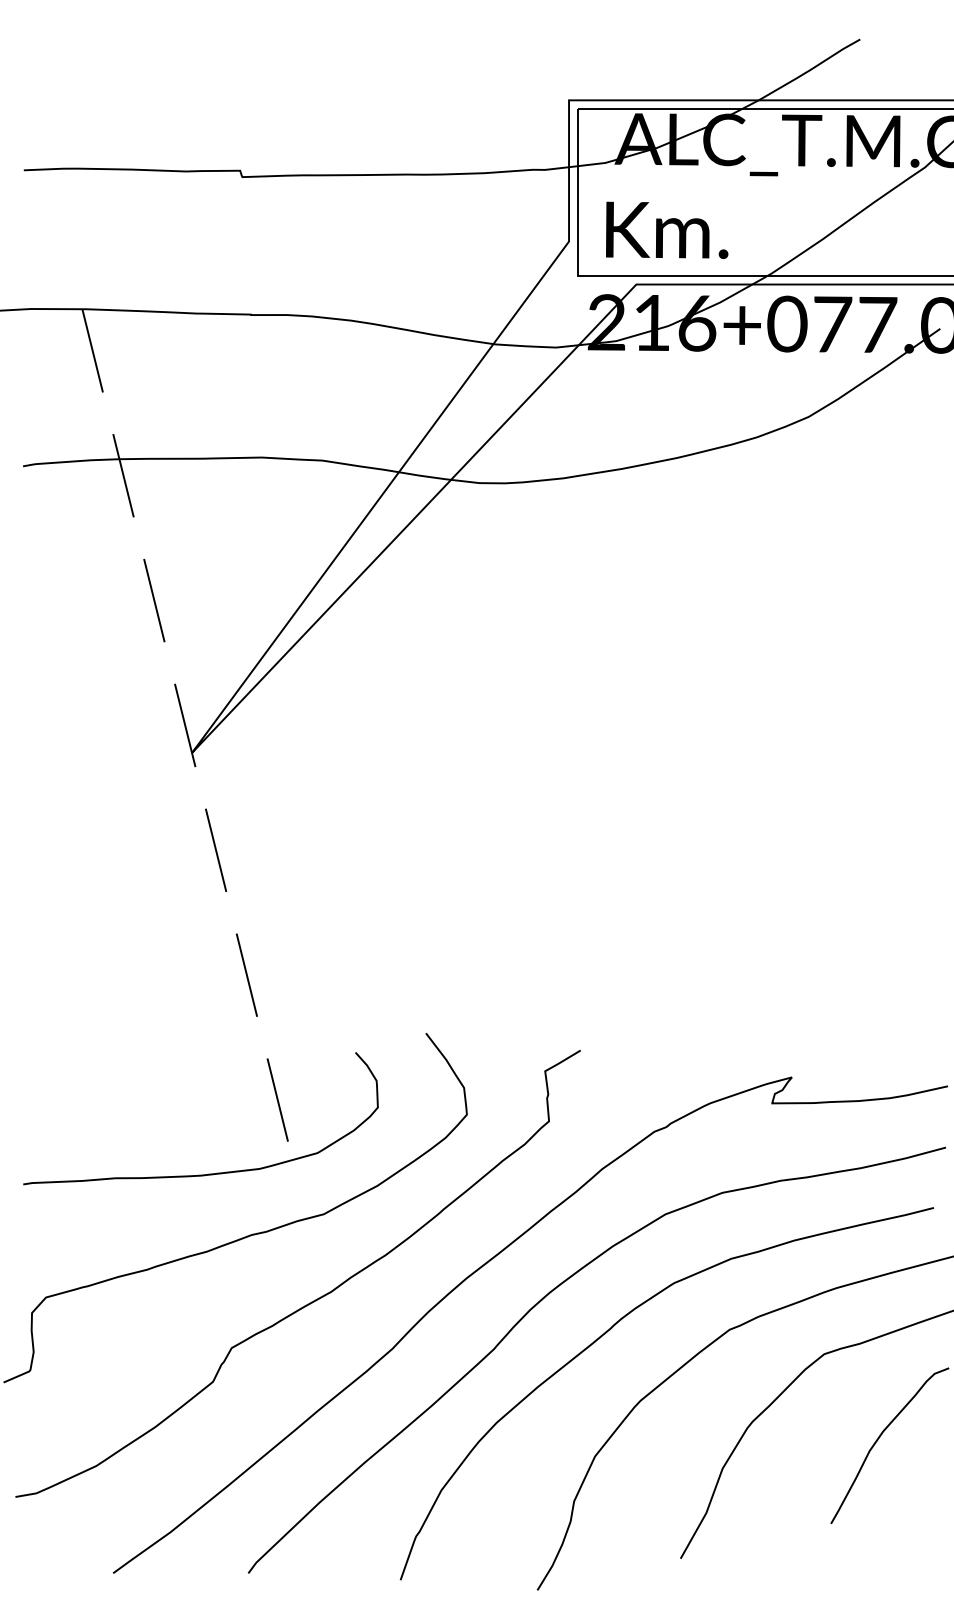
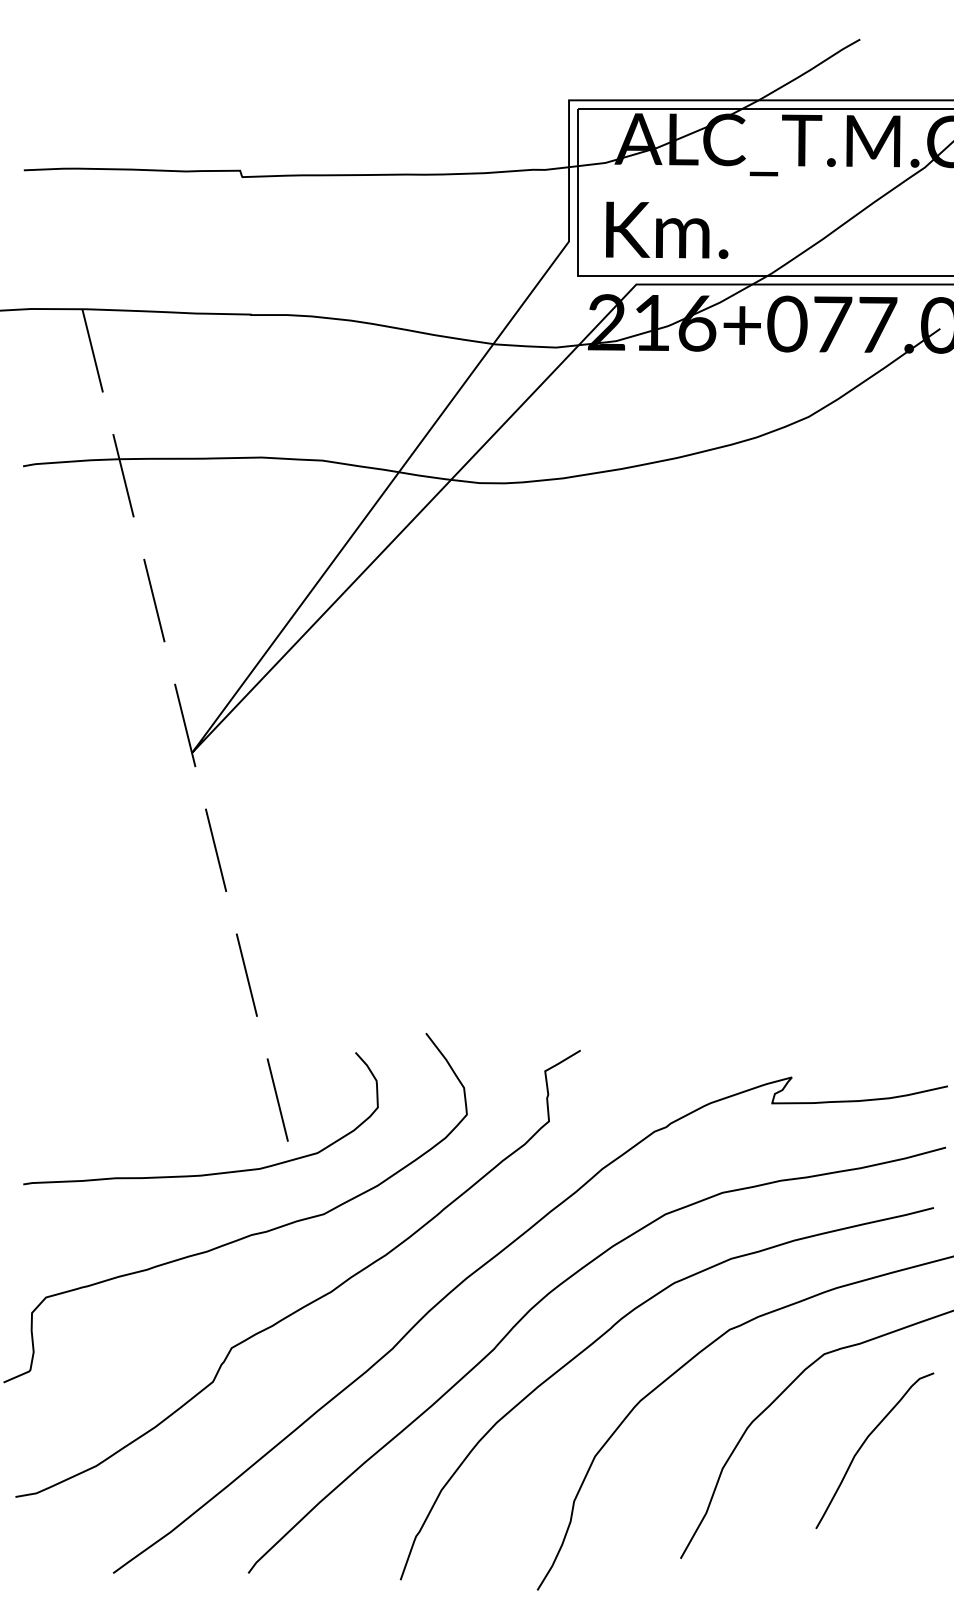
curve position: (880, 1437) -> (865, 1442) (865, 1442)
